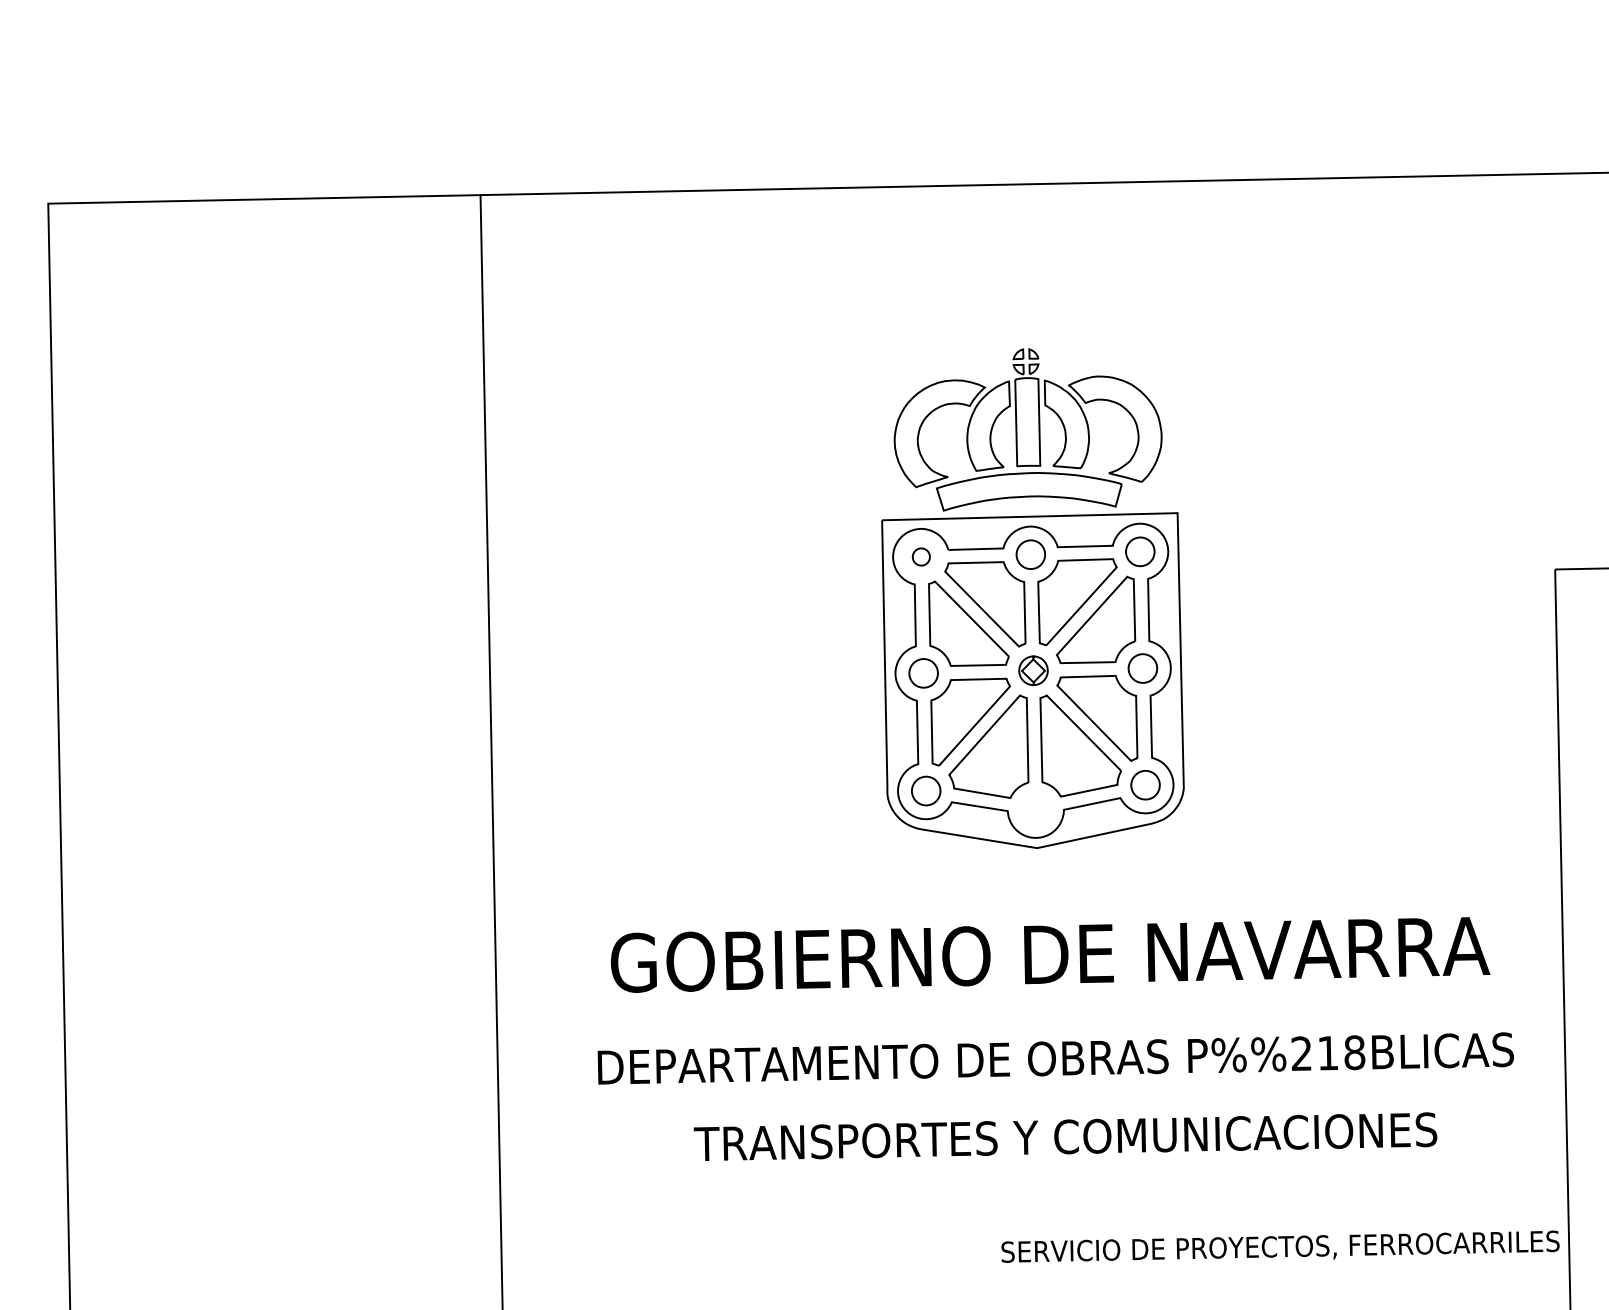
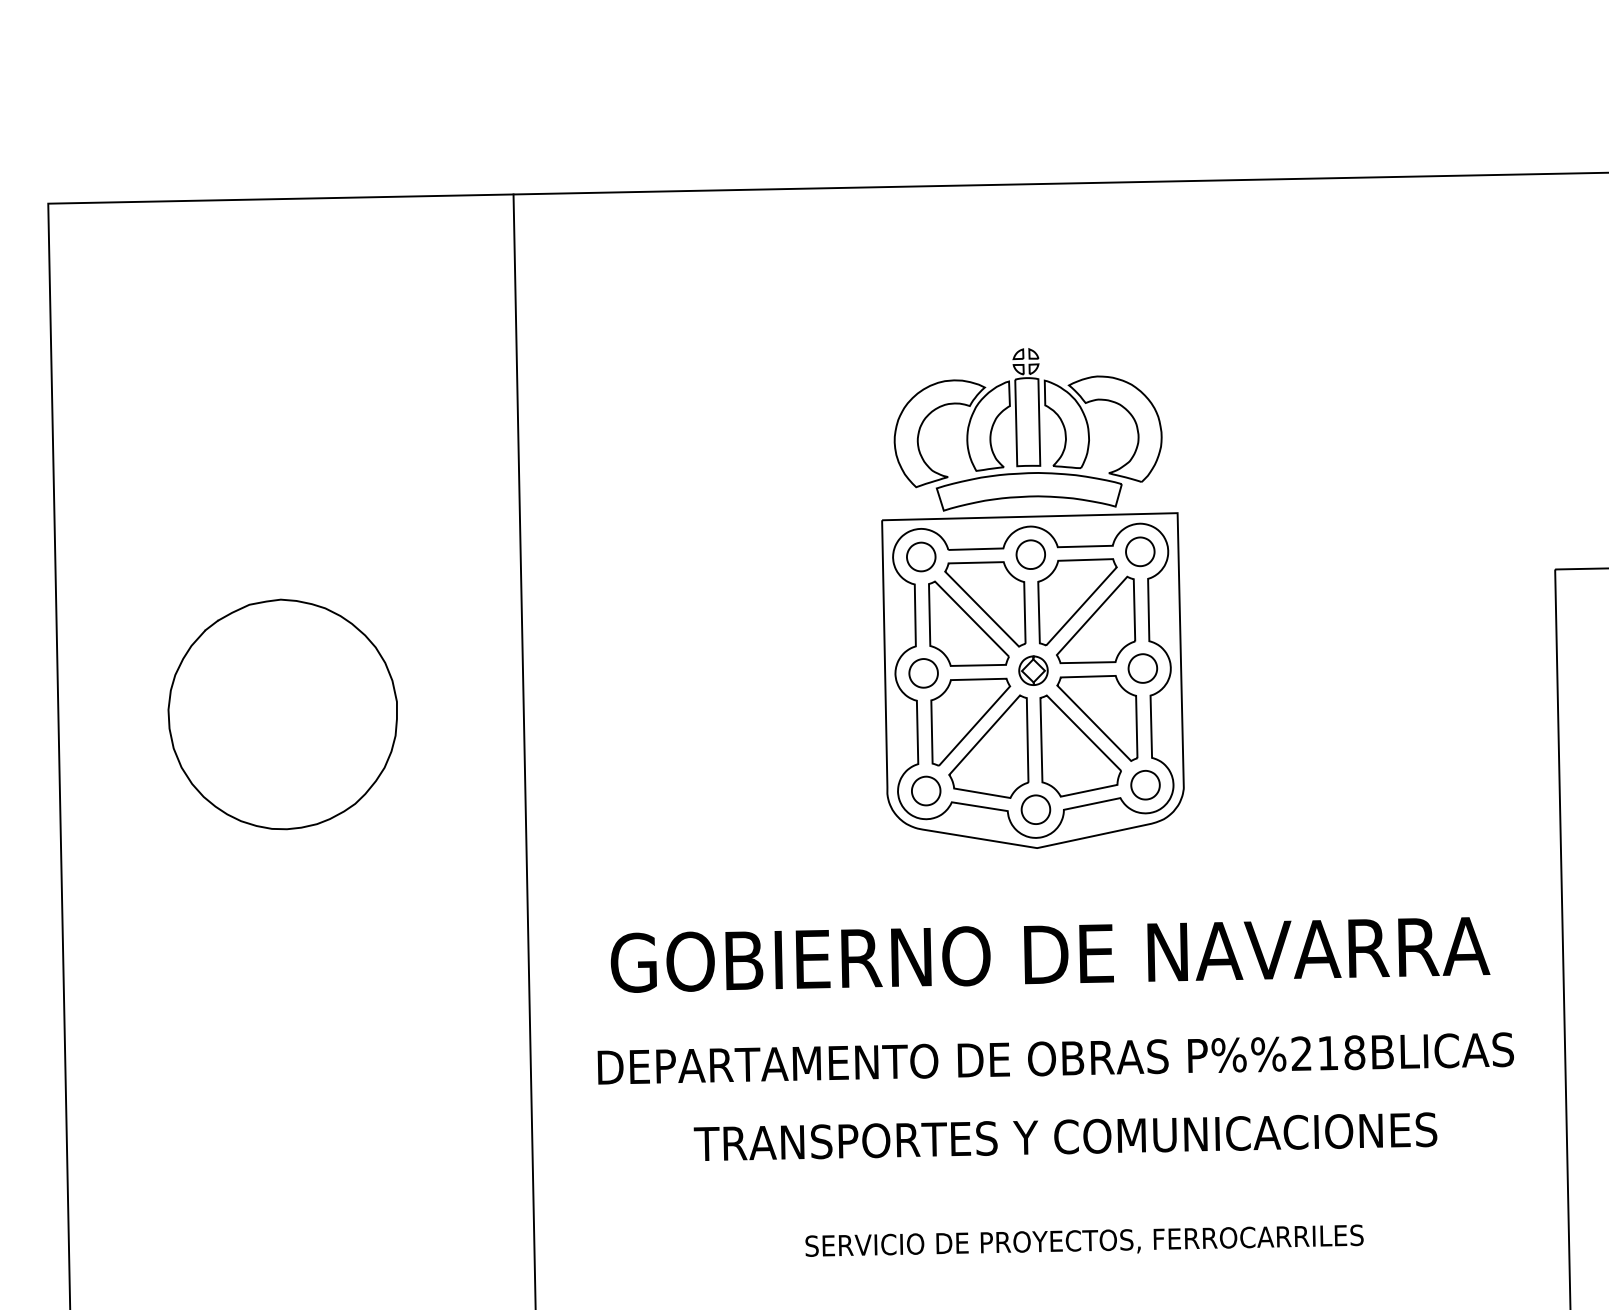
part size: 20x20 px -> 31x32 px (921, 556)
part: none -> present (282, 714)
line position: (491, 750) -> (524, 750) (524, 750)
part: none -> present (1035, 809)
text position: (1280, 1246) -> (1084, 1240) (1084, 1240)
